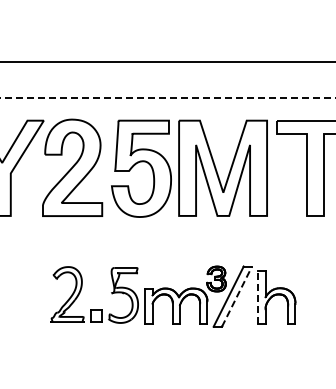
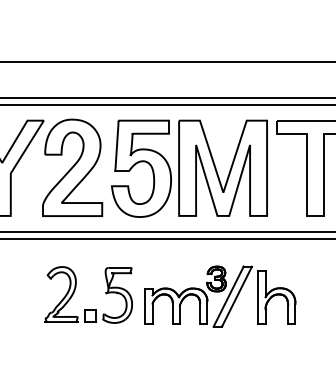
line: dashed -> solid (167, 97)
line: none -> present (167, 104)
line: none -> present (167, 232)
line: none -> present (167, 239)
part position: (81, 290) -> (75, 290) (75, 290)
line: dashed -> solid (237, 296)
line: dashed -> solid (258, 296)
